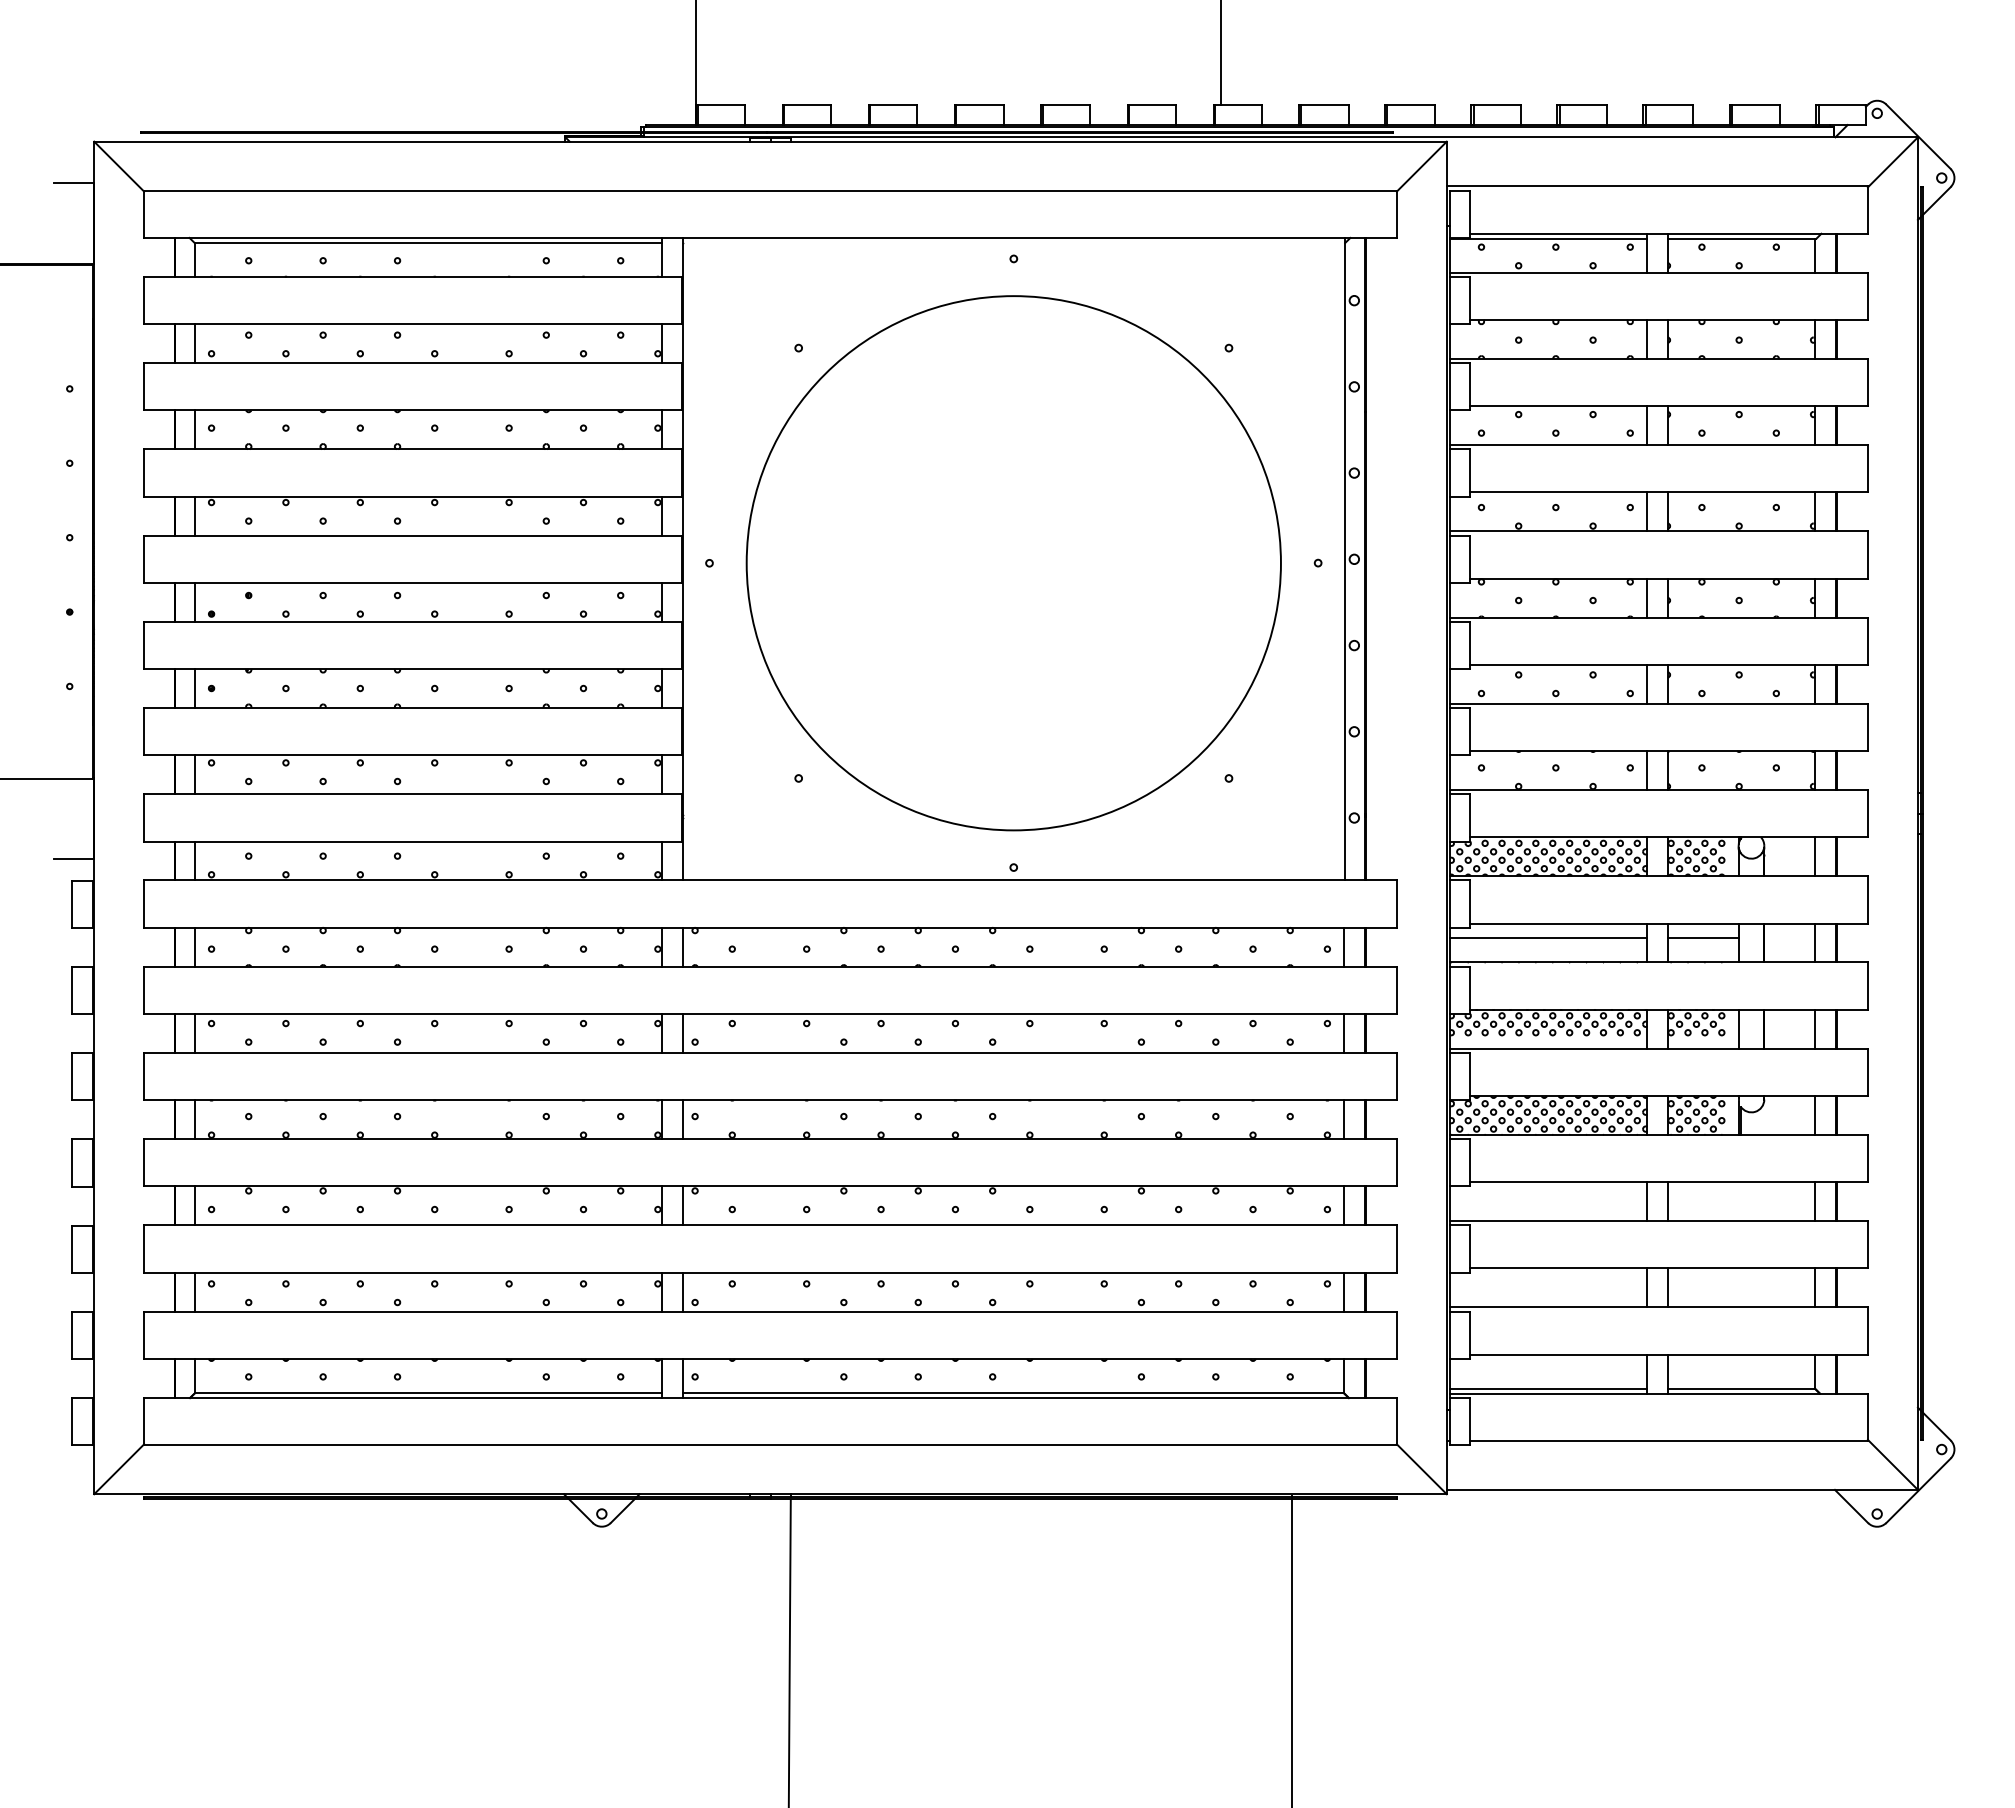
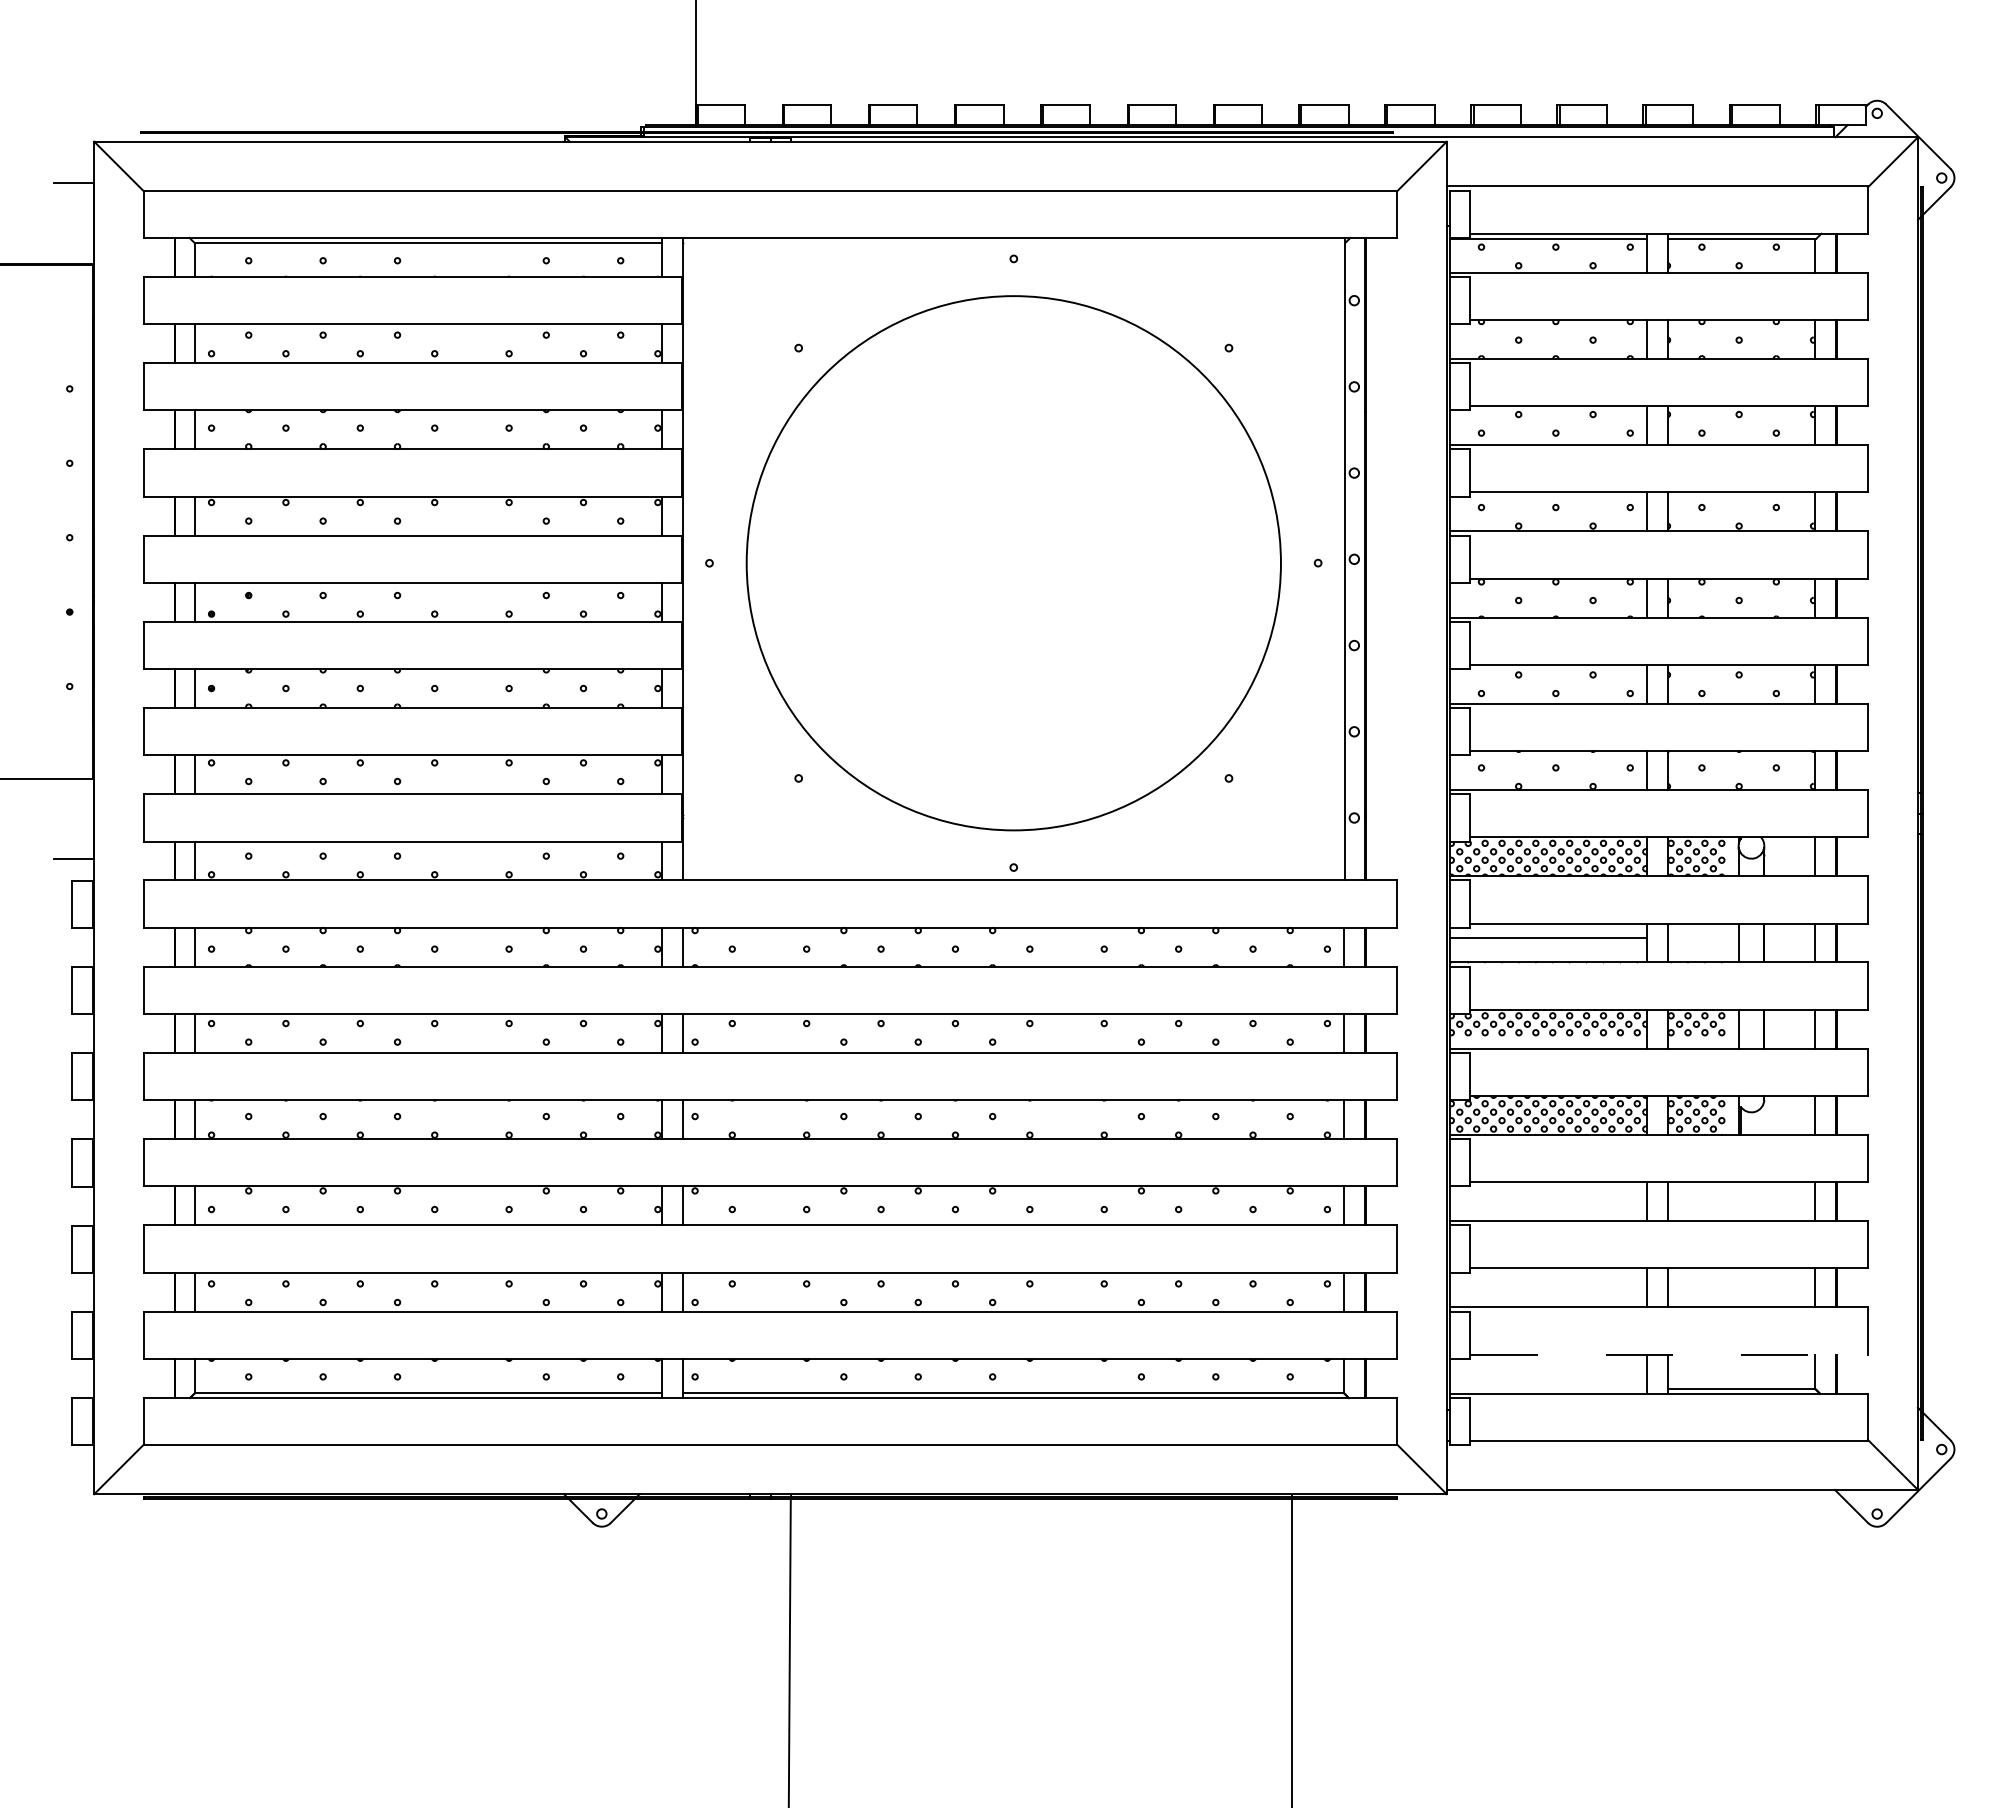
line: present -> none (1220, 53)
line: present -> none (1702, 938)
line: solid -> dashed (1669, 1354)
line: present -> none (1548, 1388)
